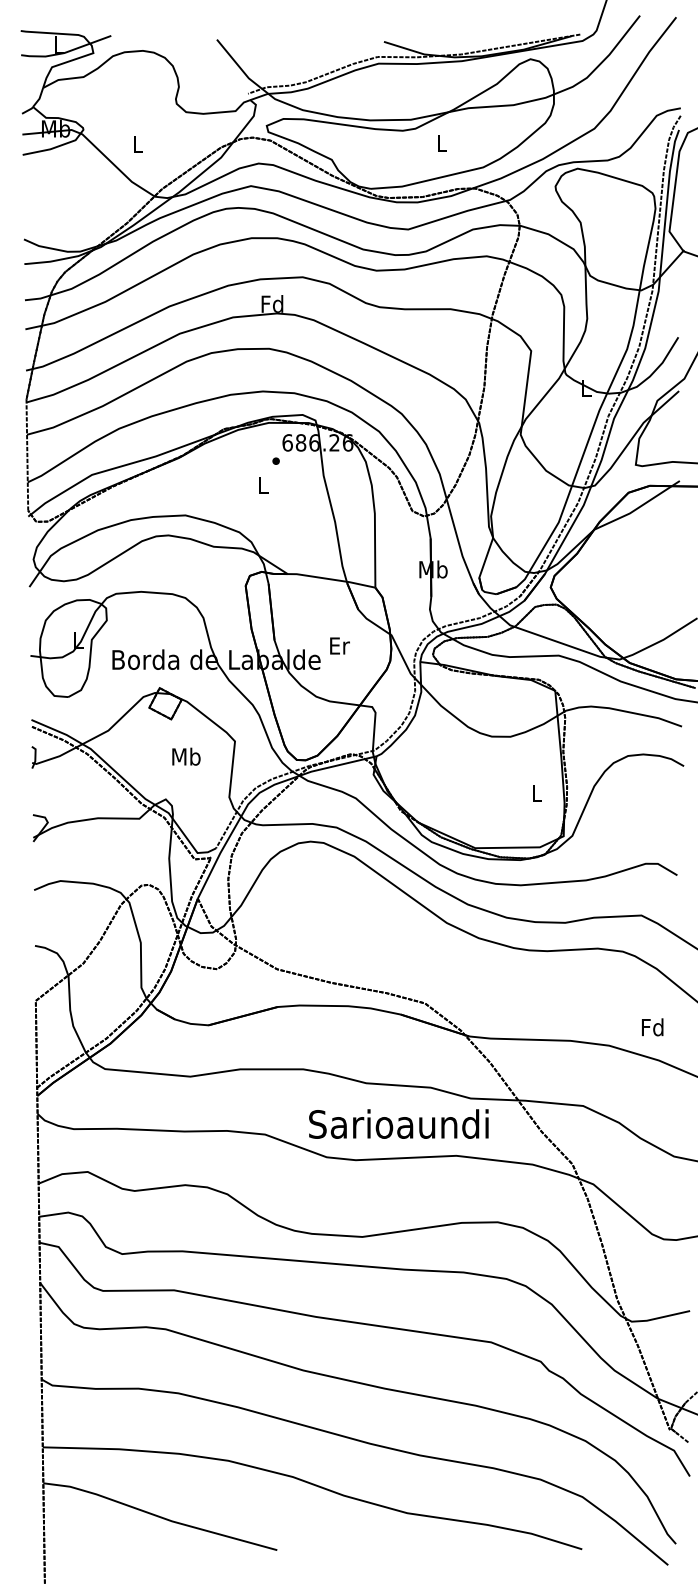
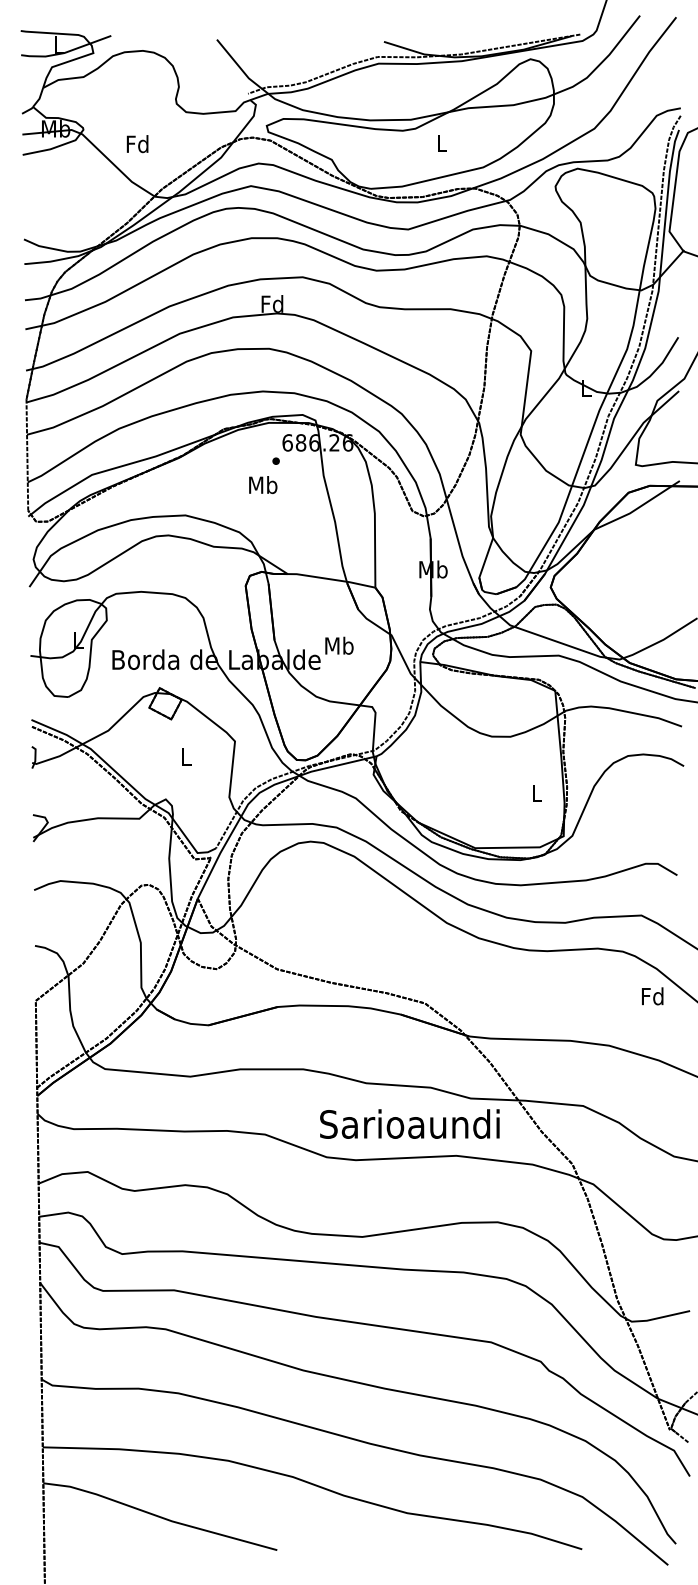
text: L -> Fd (137, 144)
text: L -> Mb (263, 485)
text: Er -> Mb (339, 645)
text: Mb -> L (186, 756)
text position: (652, 1027) -> (652, 996) (652, 996)
text position: (398, 1123) -> (409, 1123) (409, 1123)
